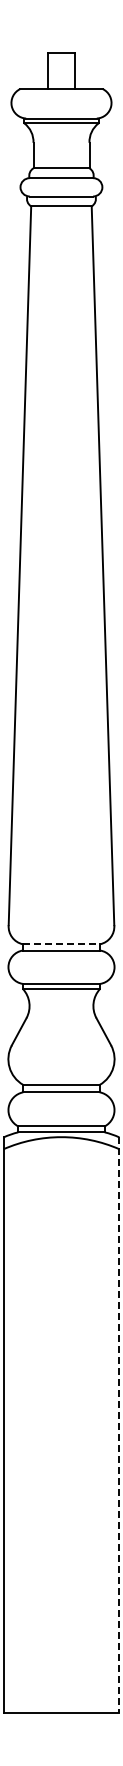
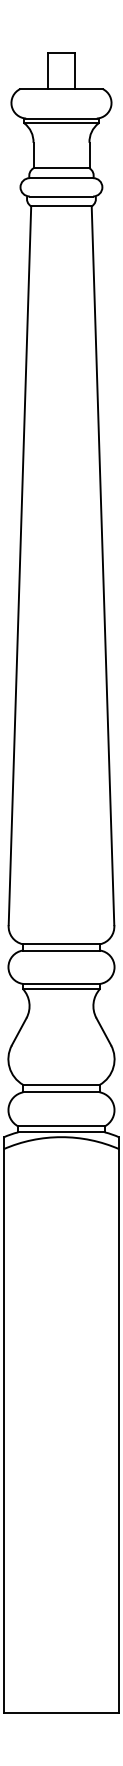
line: dashed -> solid (61, 944)
line: dashed -> solid (119, 1425)
